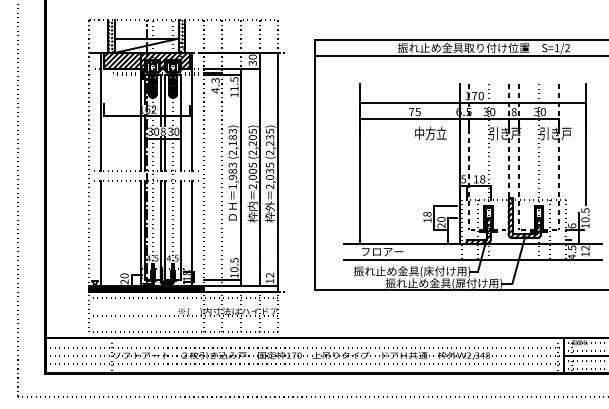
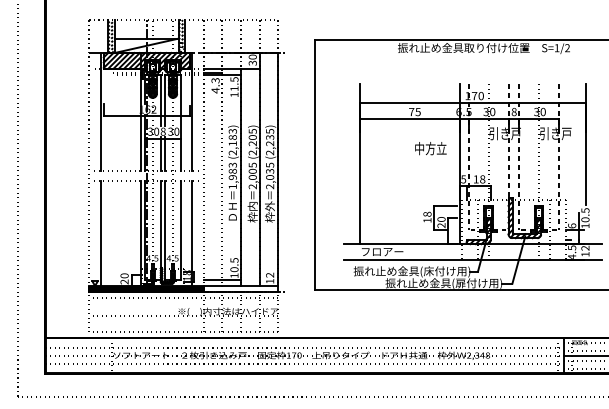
line: present -> none (460, 56)
text position: (430, 133) -> (430, 148) (430, 148)
